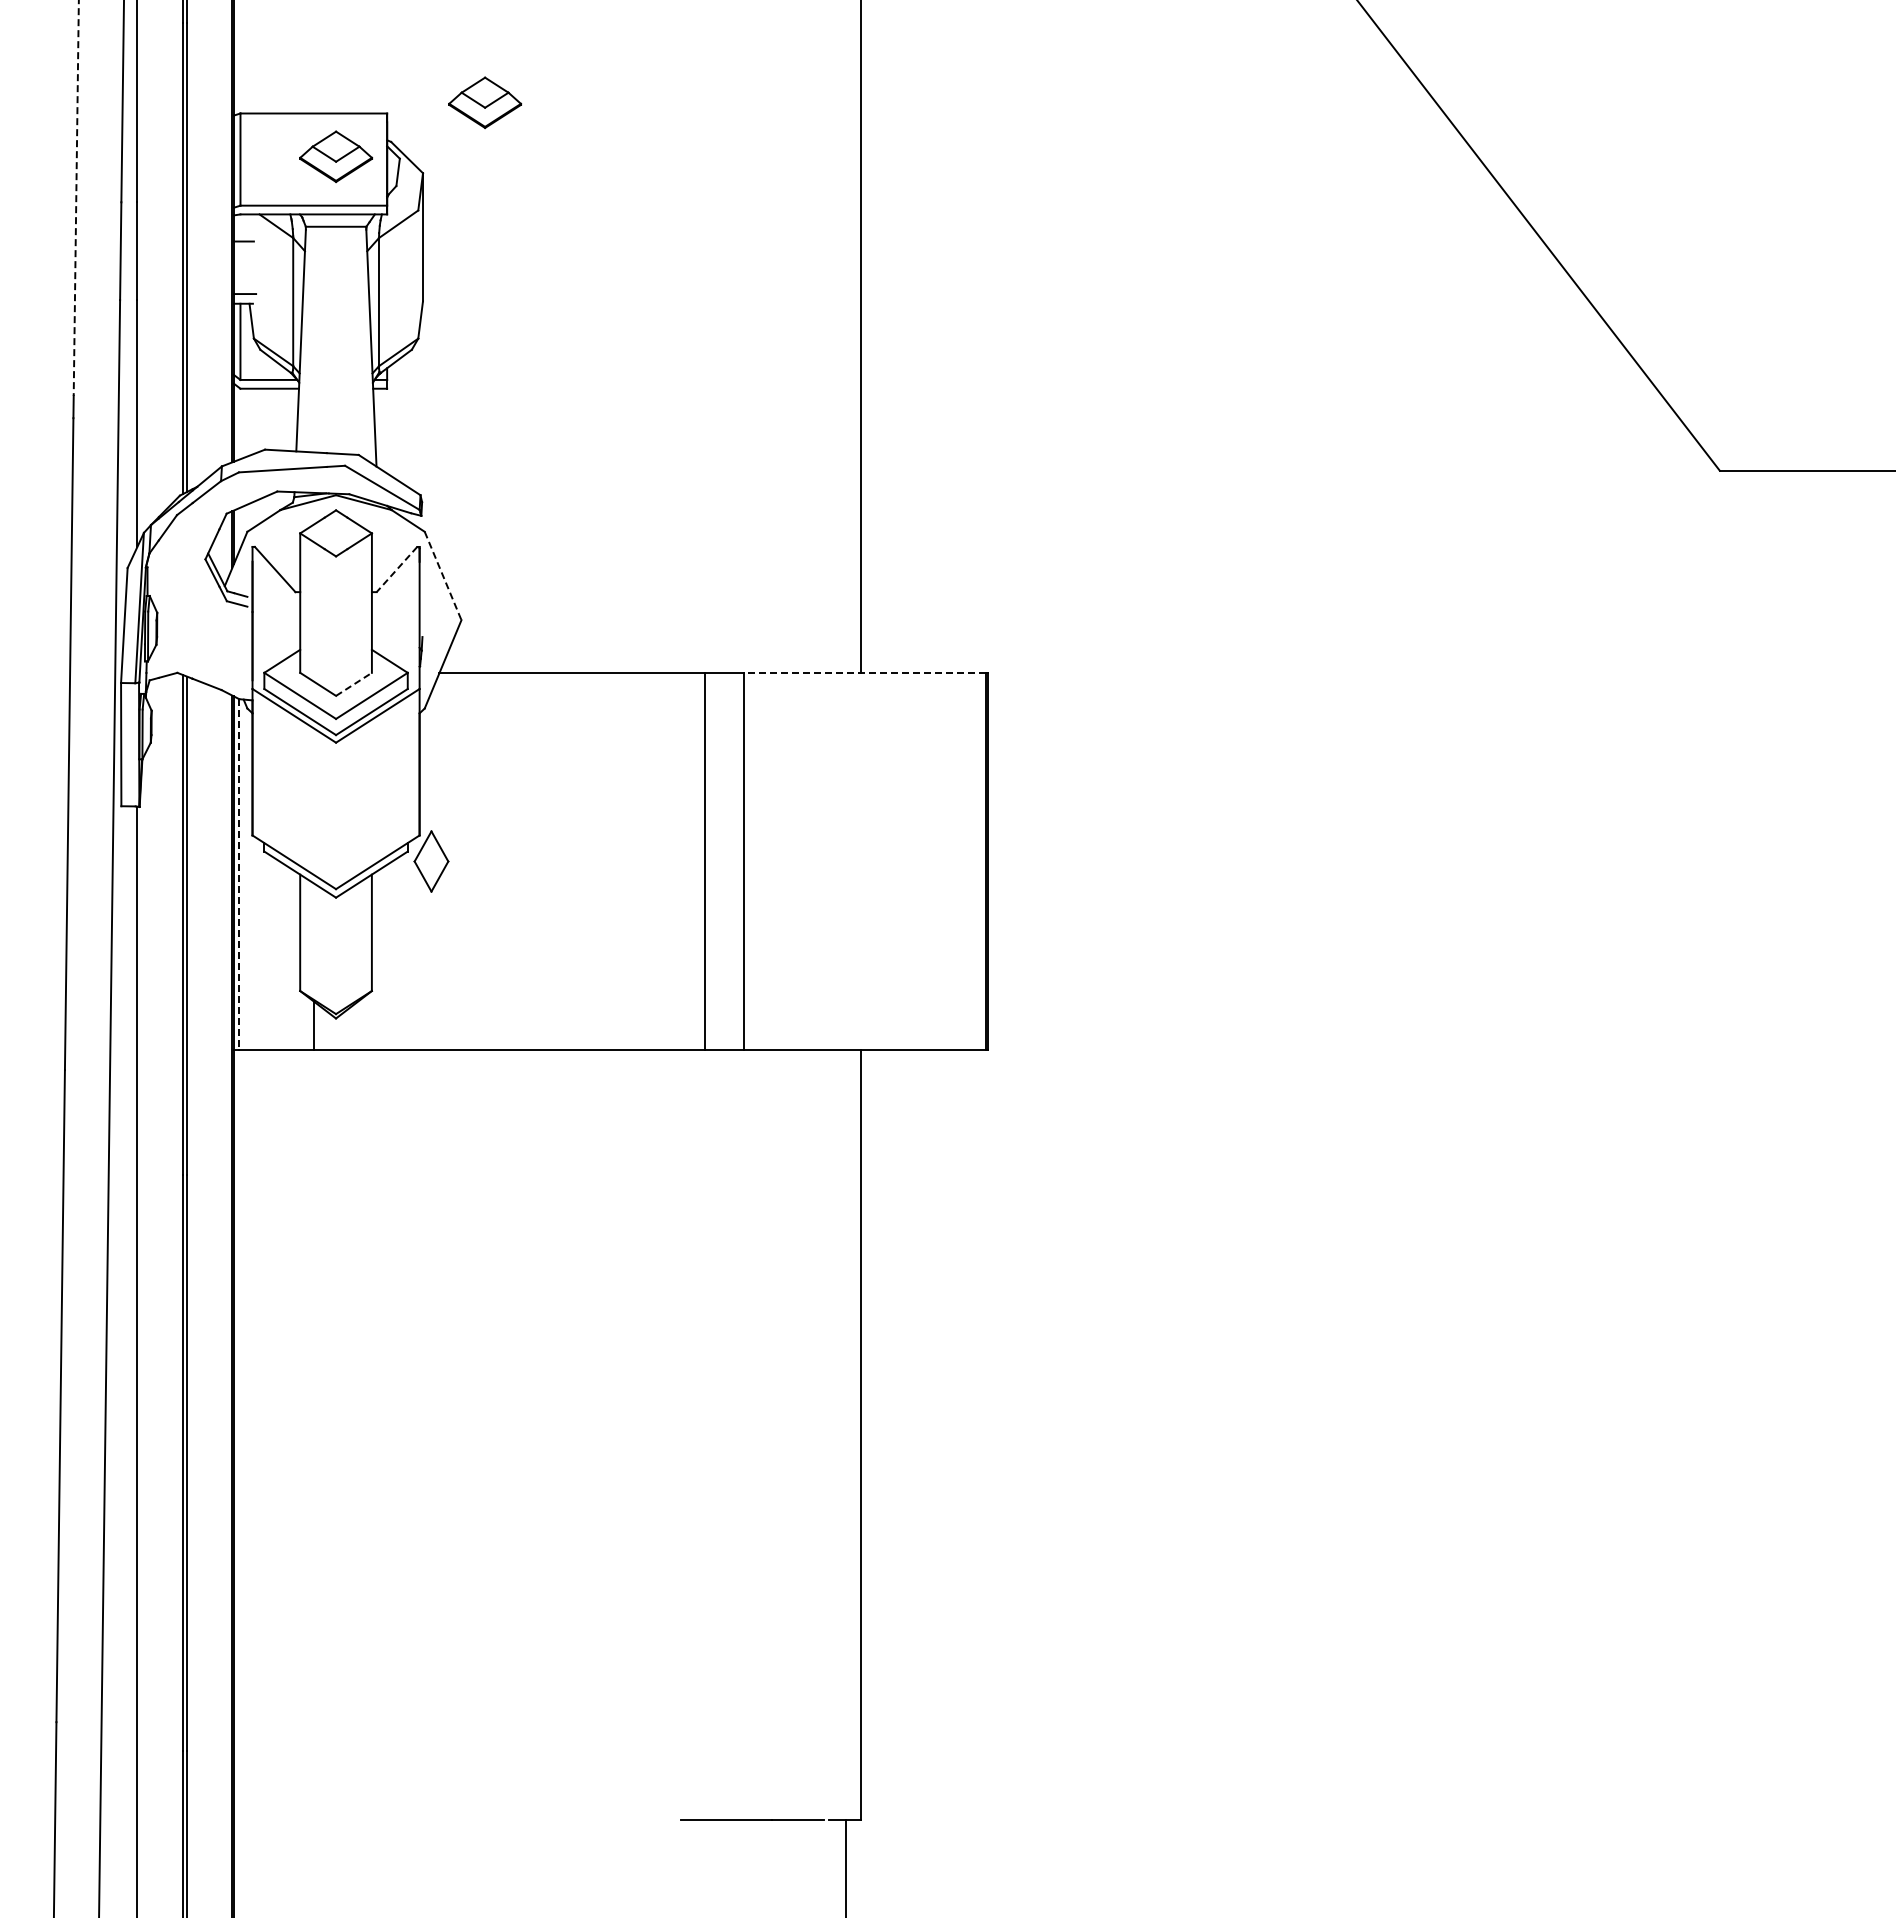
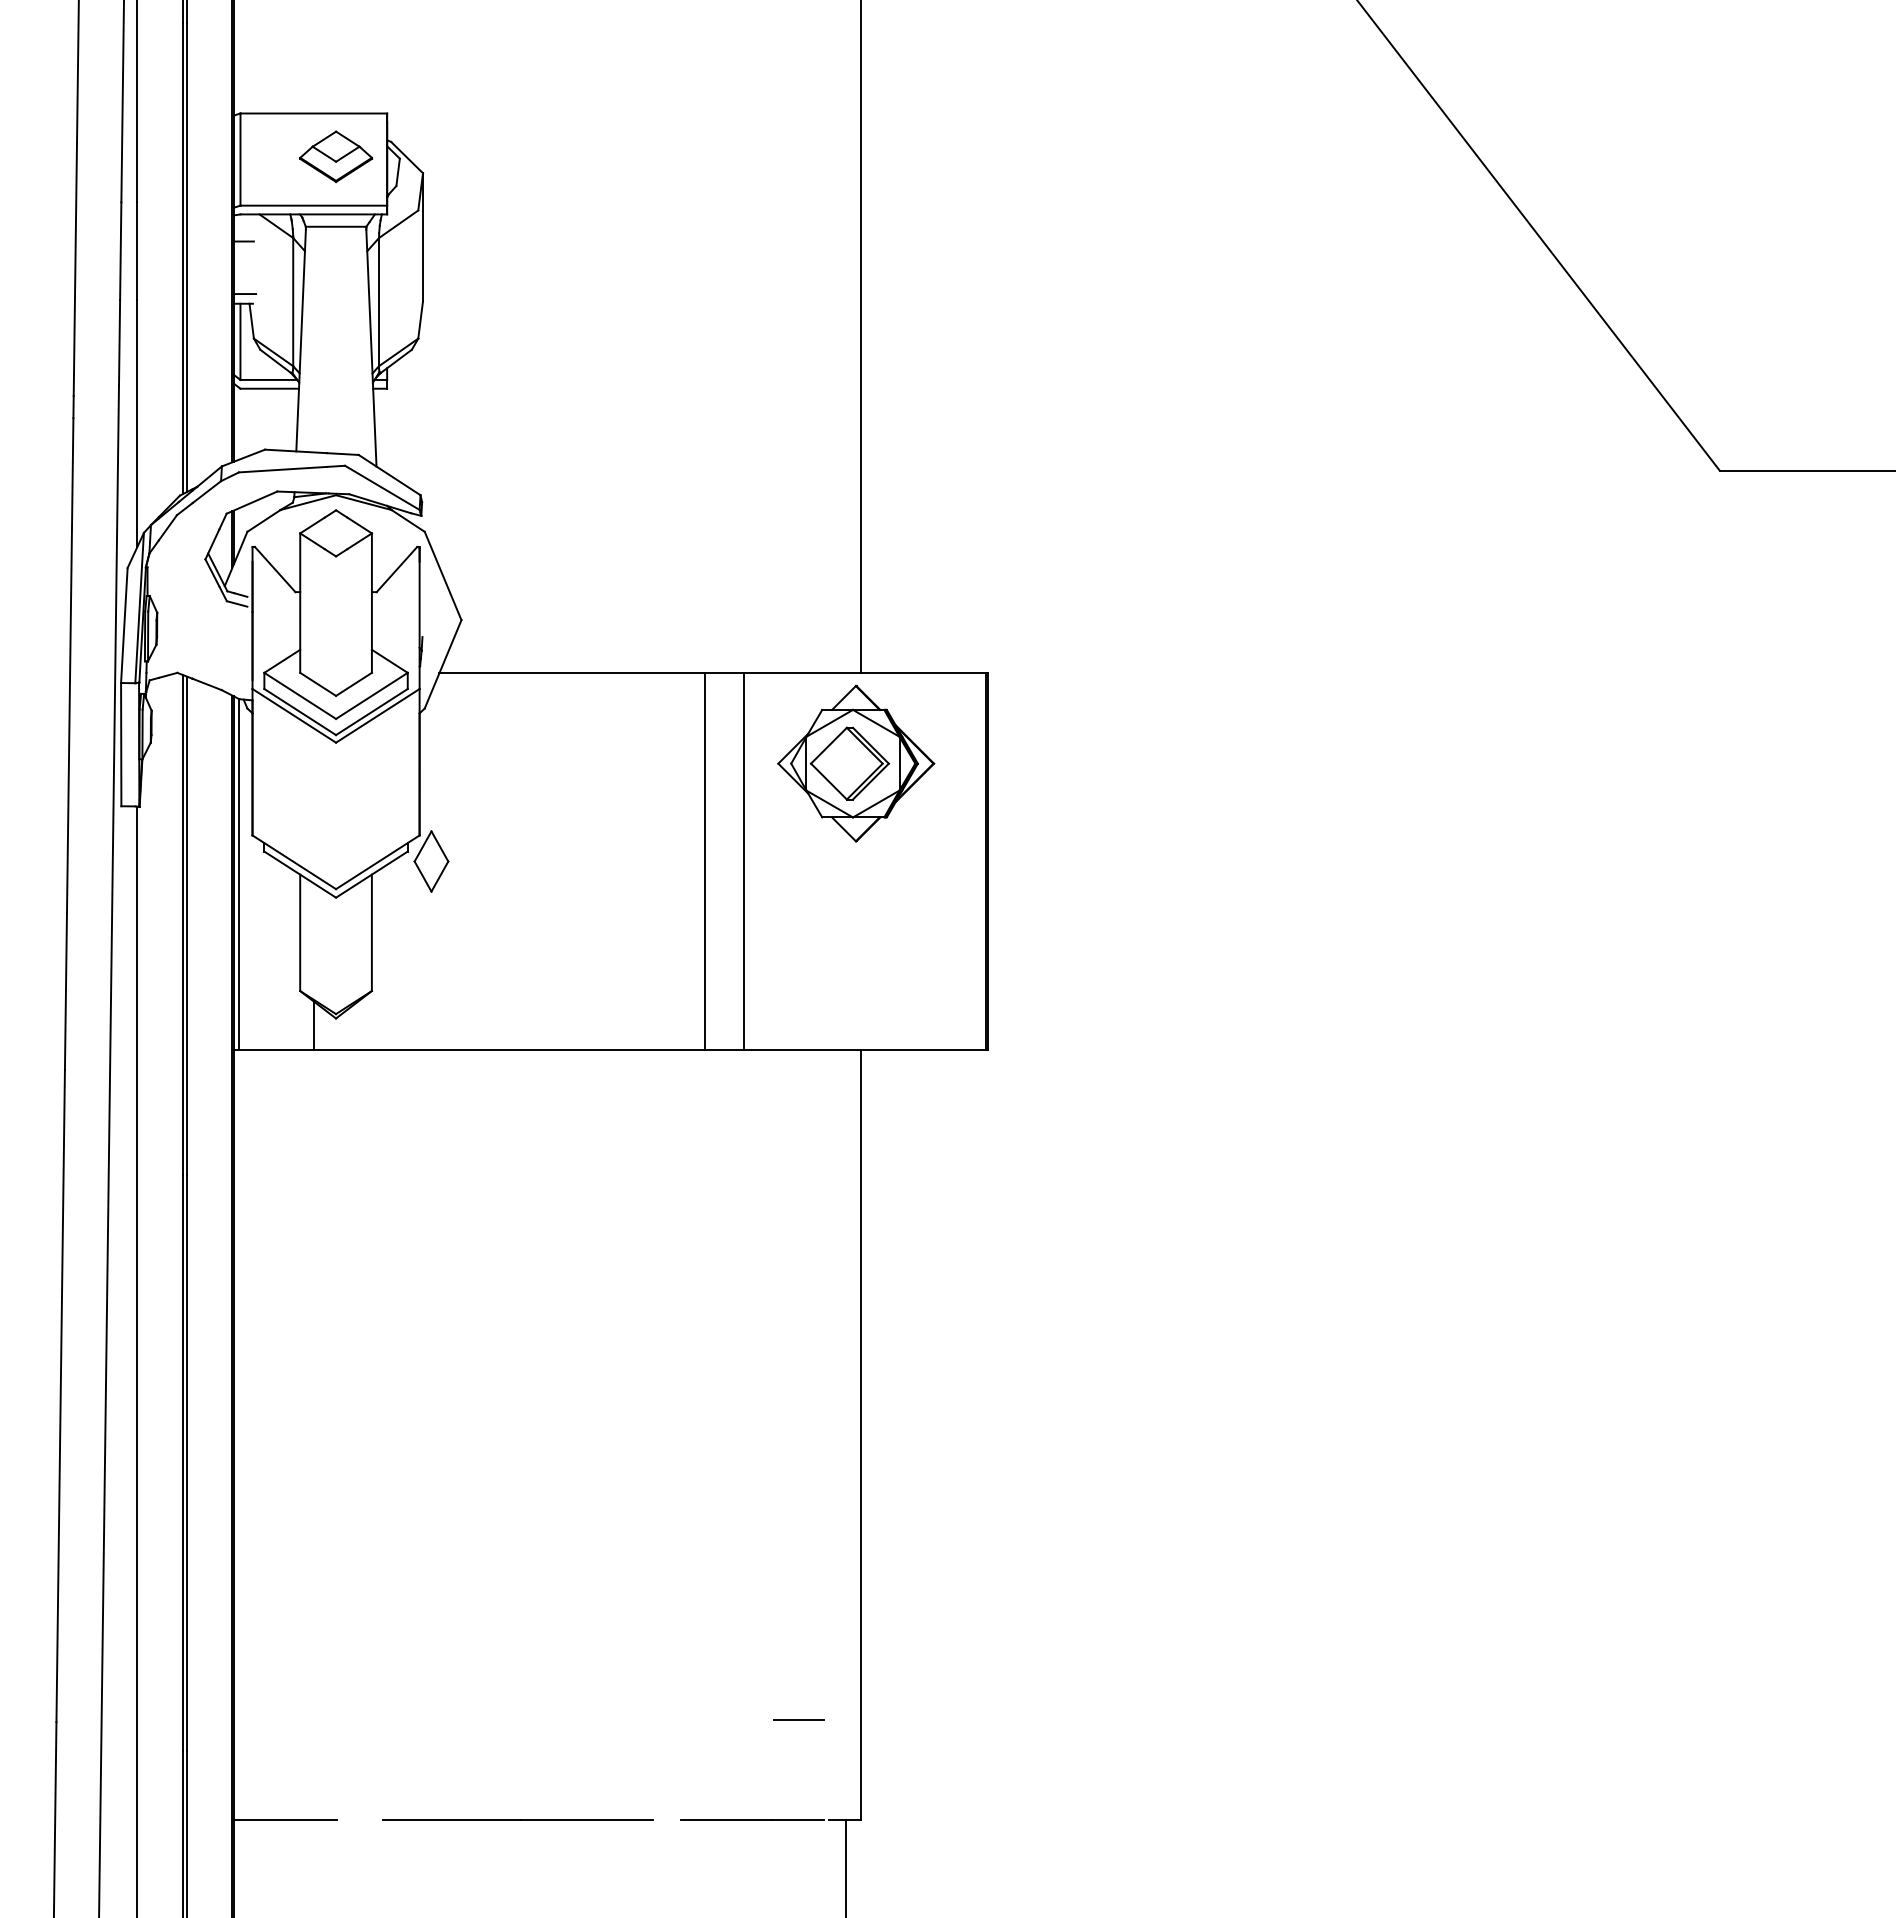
part: present -> none (485, 102)
line: dashed -> solid (76, 198)
line: dashed -> solid (396, 569)
line: dashed -> solid (443, 576)
line: dashed -> solid (865, 673)
line: dashed -> solid (354, 684)
part: none -> present (856, 763)
line: dashed -> solid (239, 874)
line: none -> present (798, 1719)
line: none -> present (285, 1819)
line: none -> present (517, 1819)
